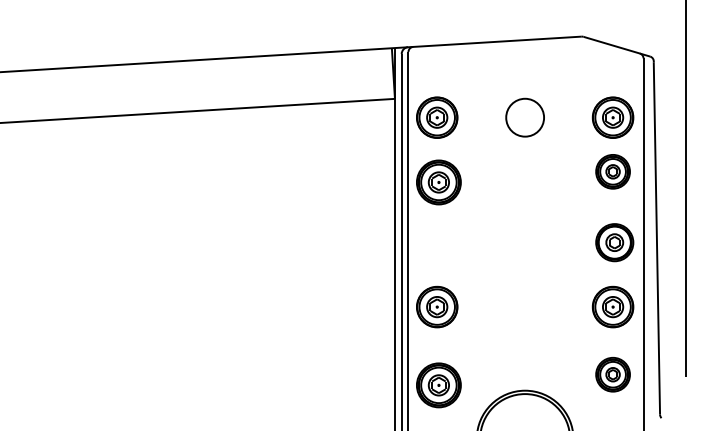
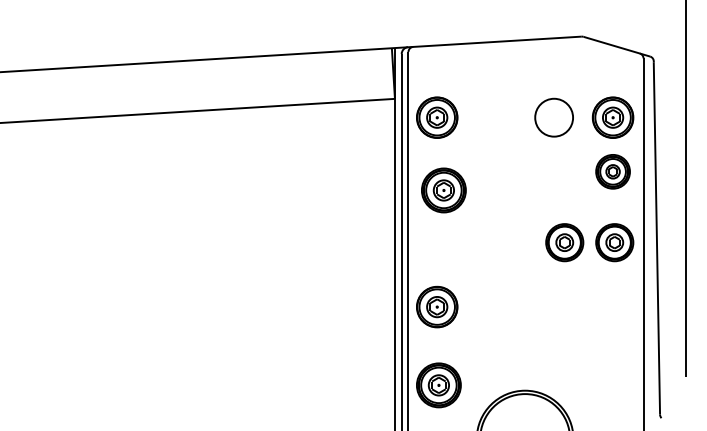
part position: (524, 117) -> (553, 117) (553, 117)
part position: (438, 182) -> (443, 190) (443, 190)
part: none -> present (564, 242)
part: present -> none (612, 306)
part: present -> none (612, 374)
